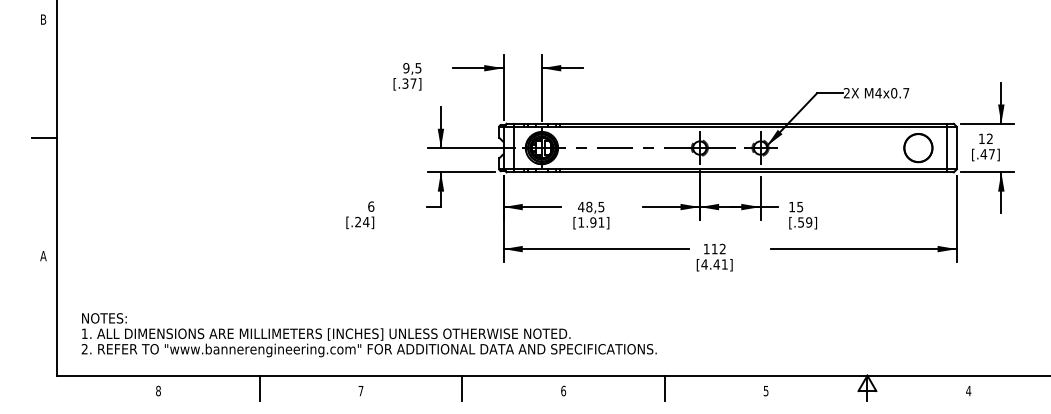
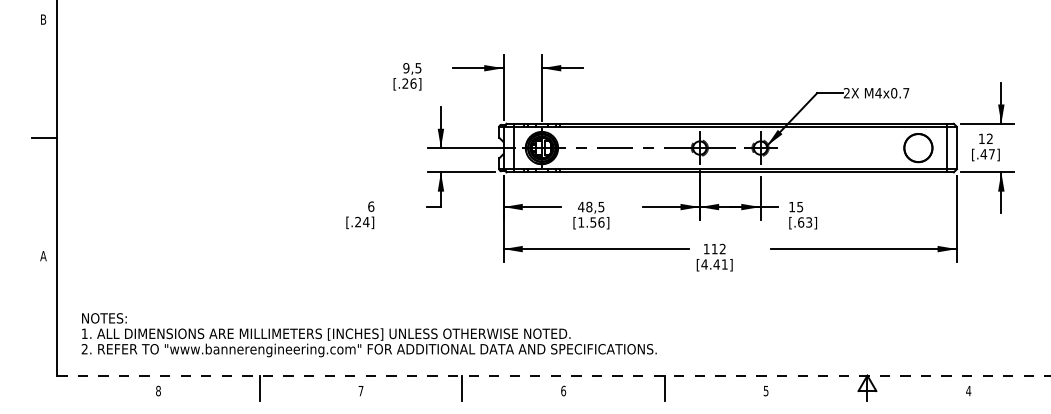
text: [.37] -> [.26] (409, 83)
text: [1.91] -> [1.56] (597, 222)
text: [.59] -> [.63] (805, 222)
line: solid -> dashed (554, 375)
